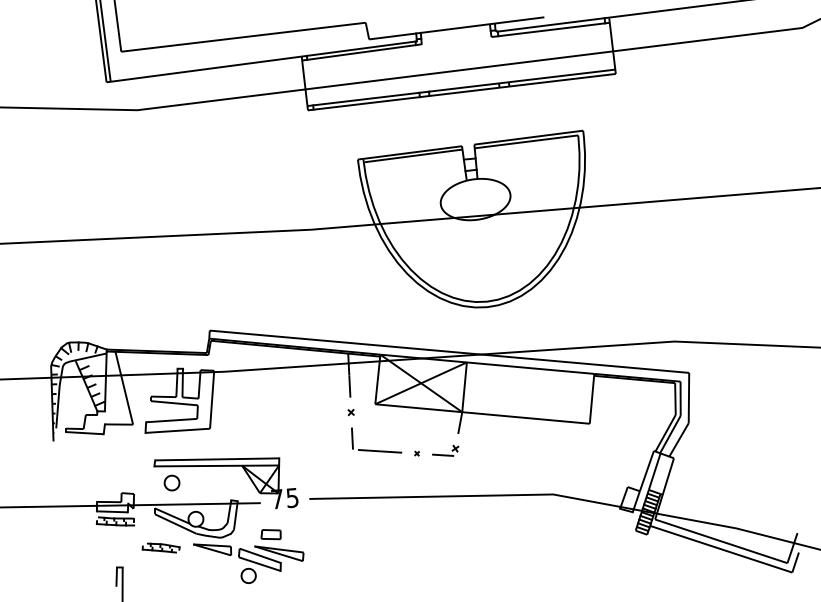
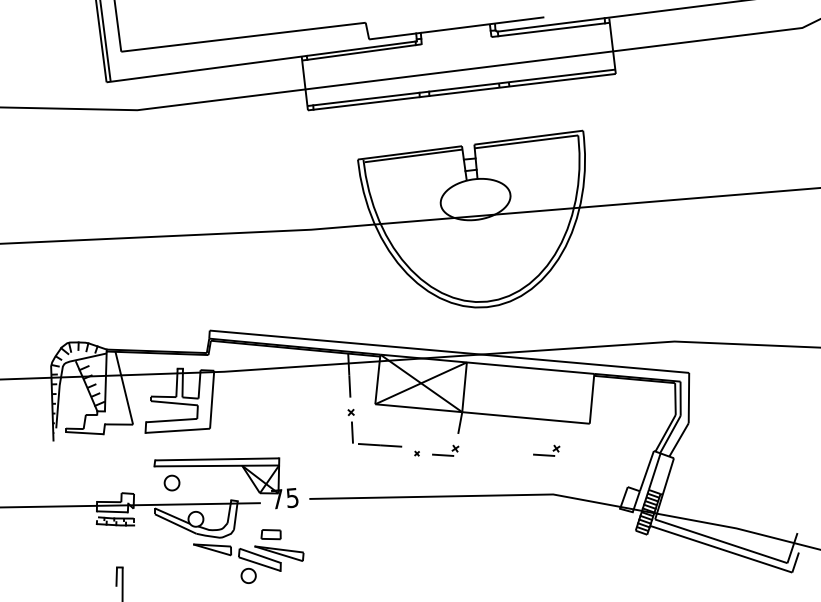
part position: (376, 450) -> (376, 444) (376, 444)
part: none -> present (546, 450)
part: present -> none (160, 547)
